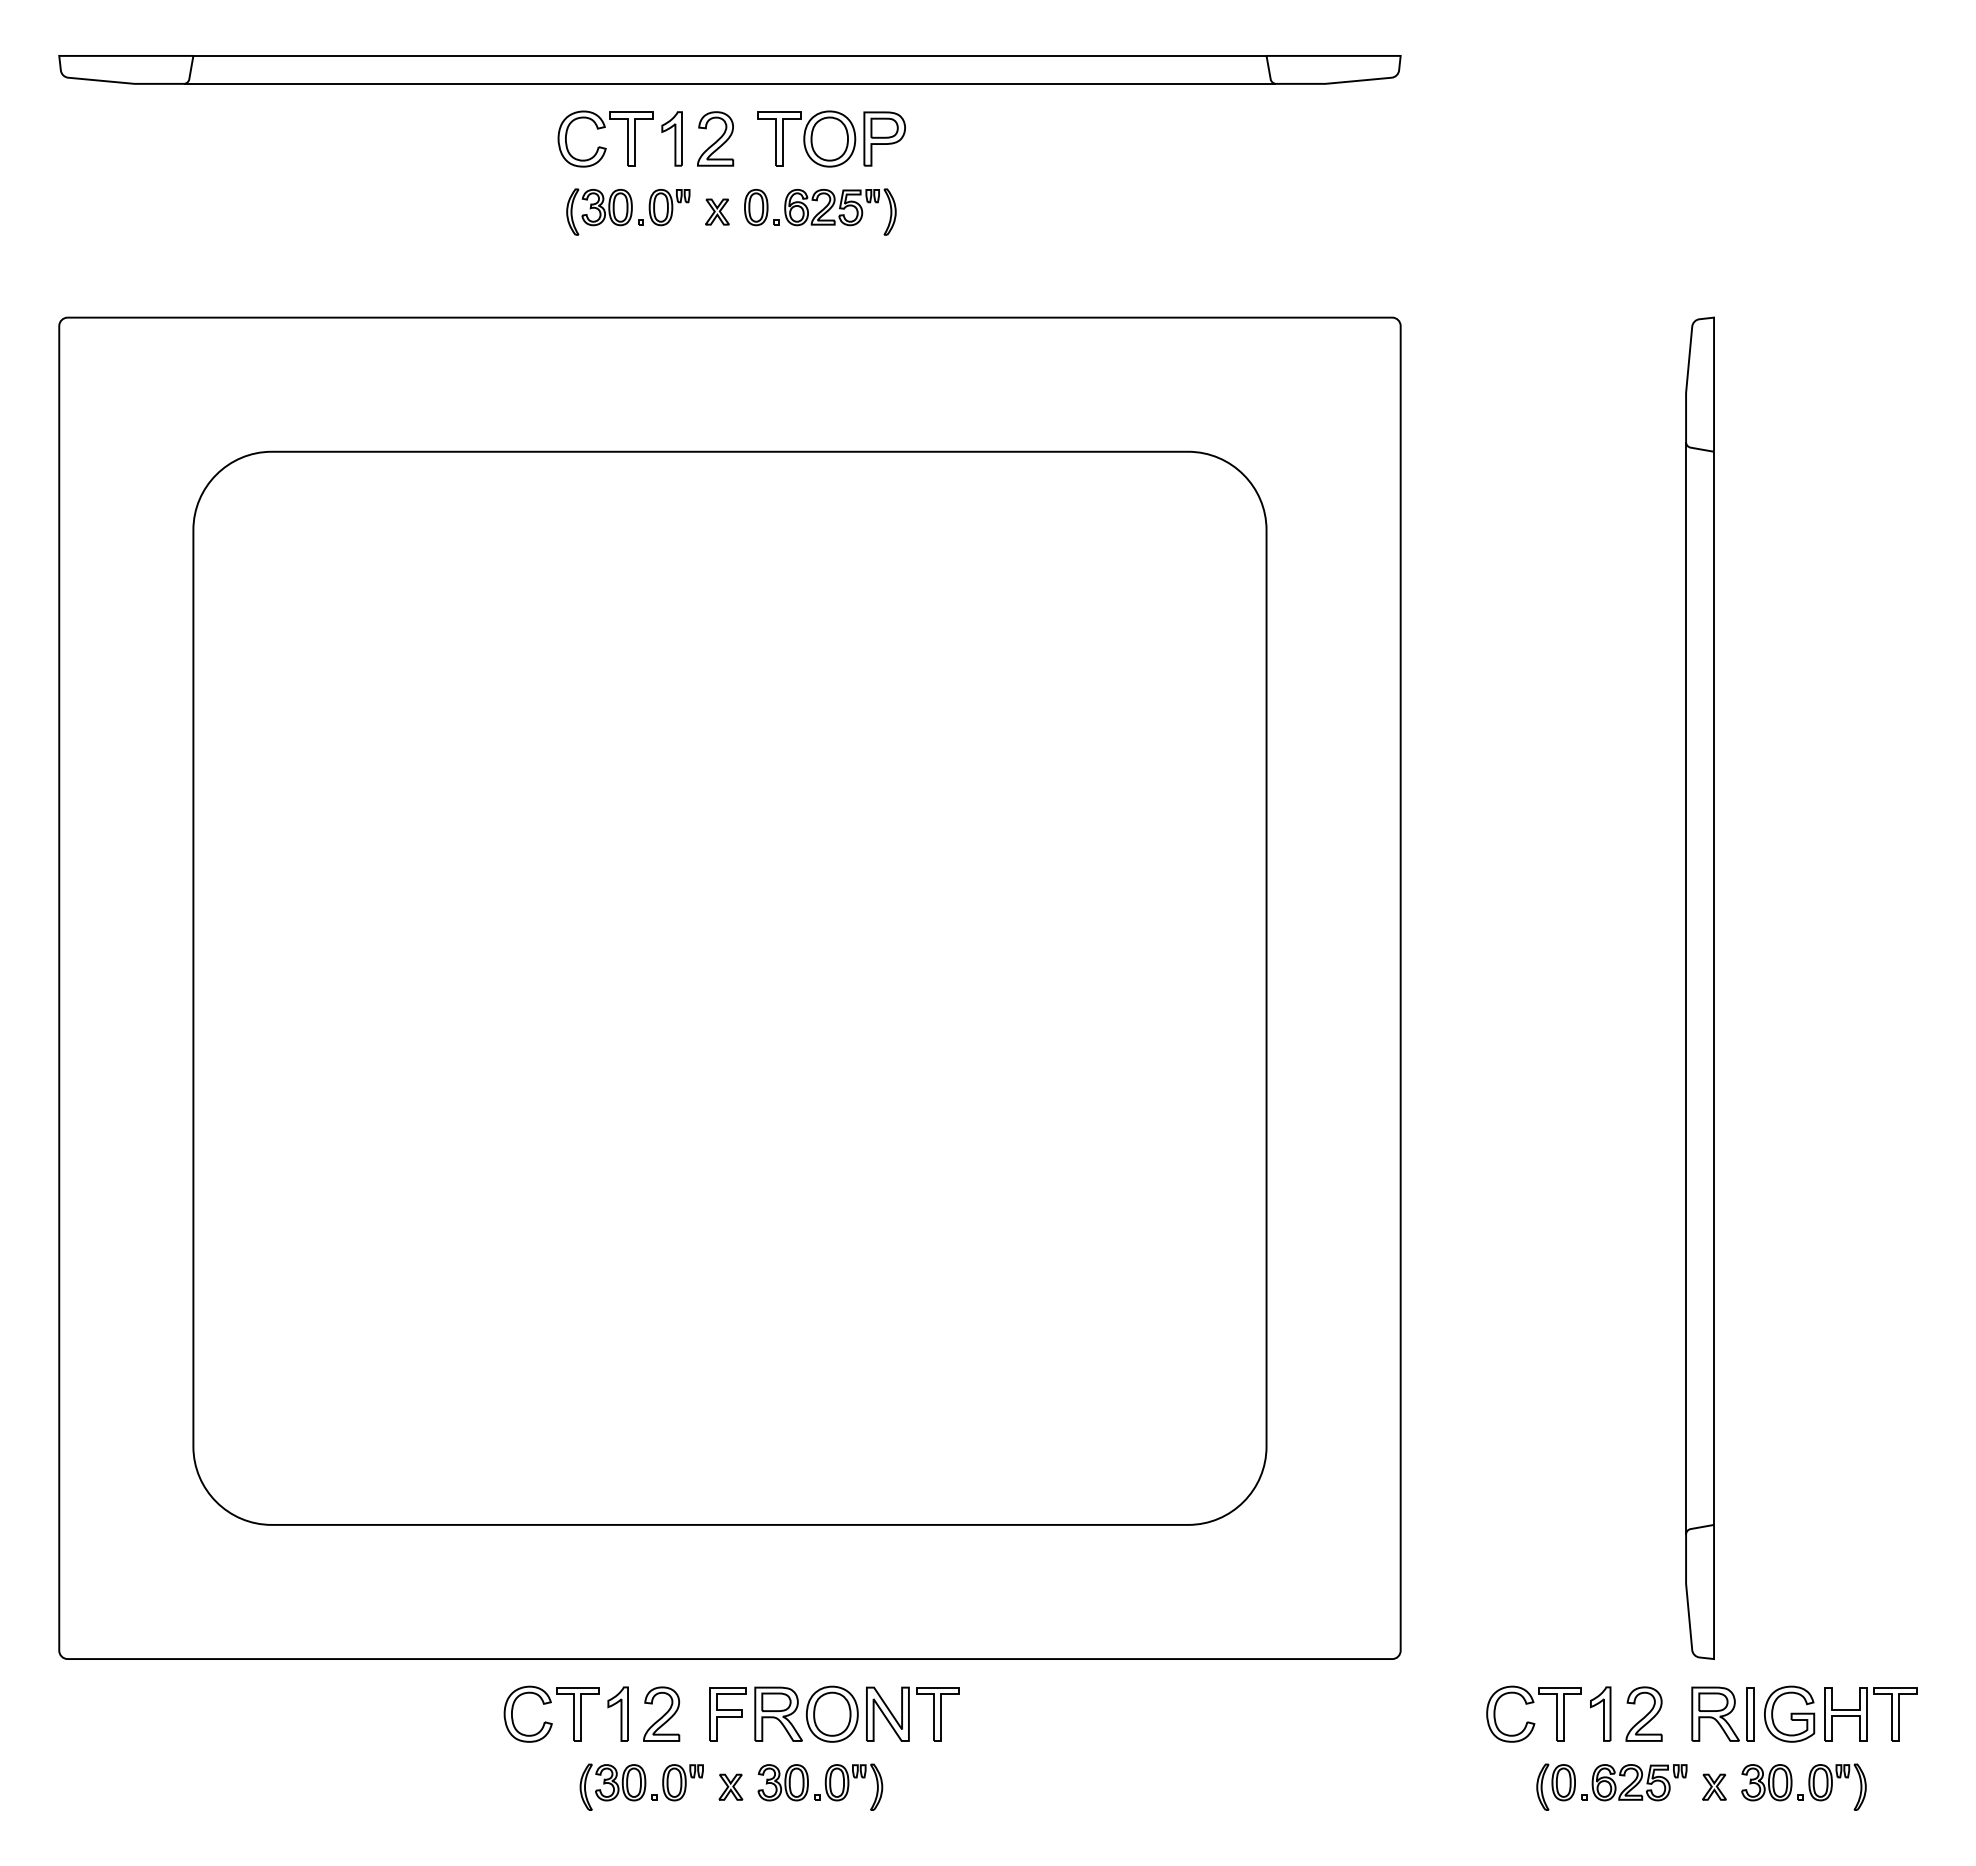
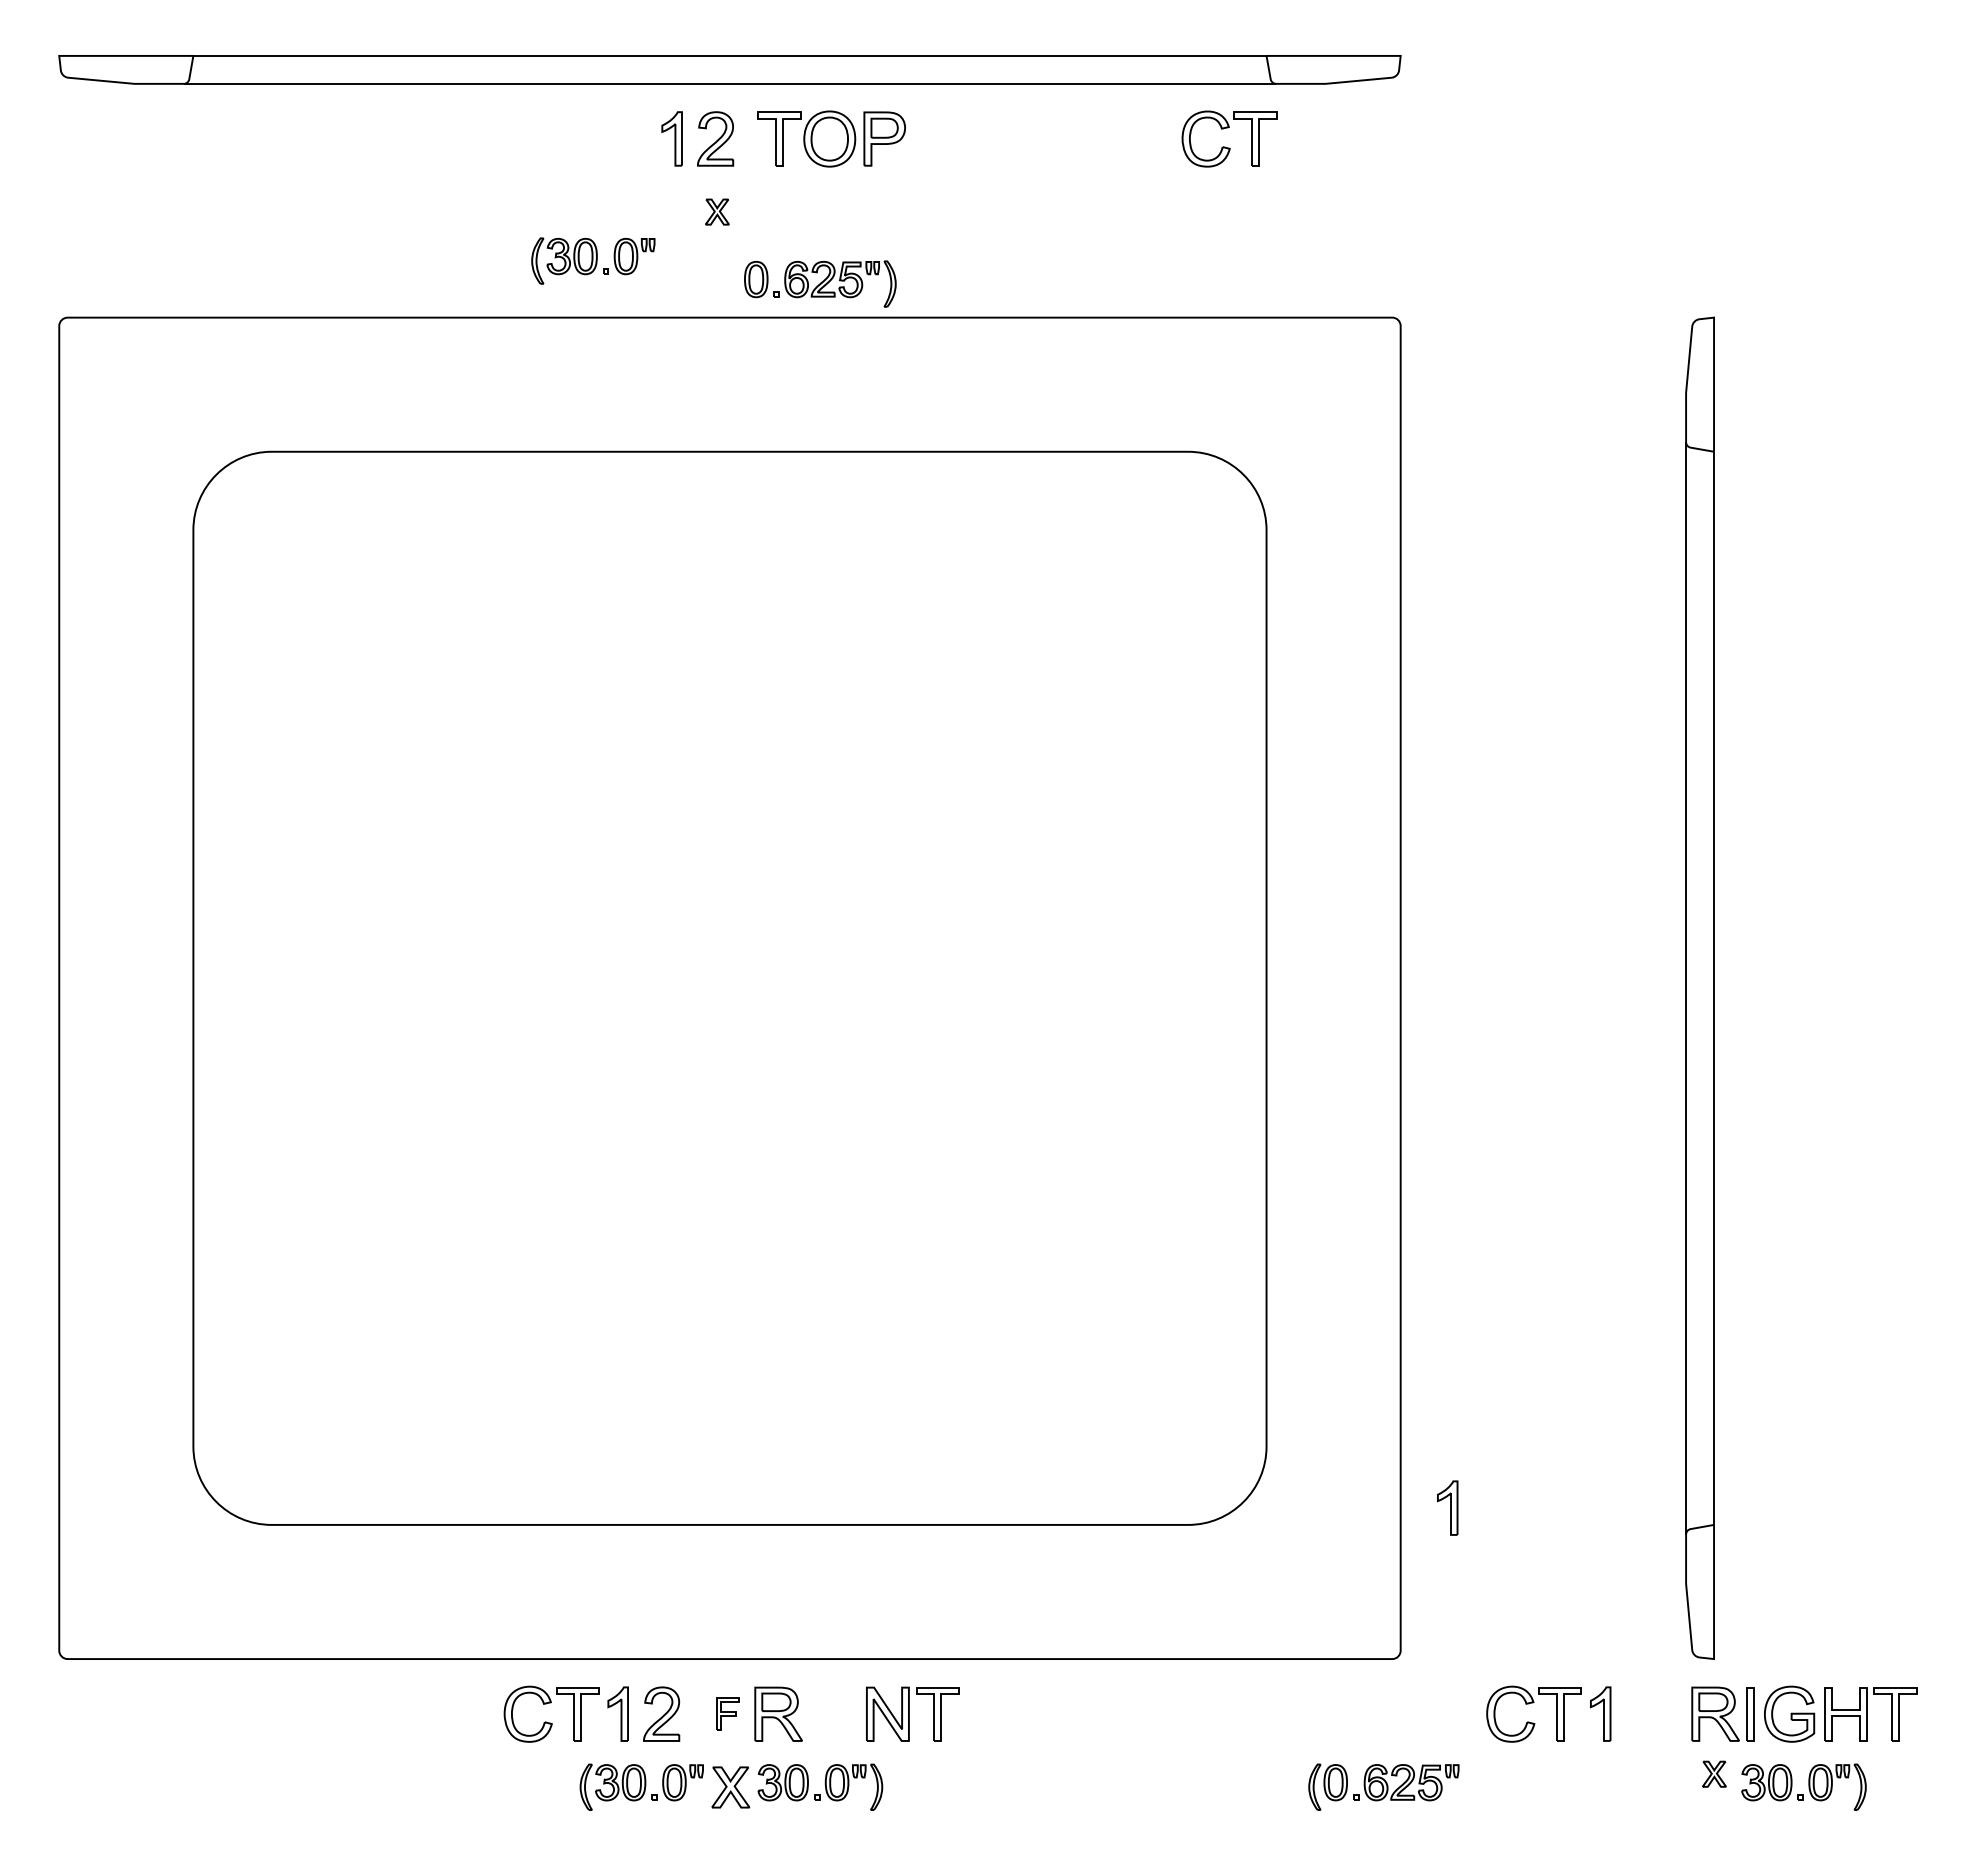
part position: (601, 146) -> (1225, 146) (1225, 146)
part position: (628, 211) -> (593, 260) (593, 260)
part position: (820, 211) -> (820, 283) (820, 283)
part: none -> present (1447, 1507)
part: present -> none (832, 1713)
part: present -> none (1643, 1713)
part size: 38x55 px -> 24x34 px (727, 1713)
part size: 26x28 px -> 40x43 px (730, 1787)
part position: (1611, 1786) -> (1383, 1786) (1383, 1786)
part position: (1714, 1786) -> (1714, 1773) (1714, 1773)
